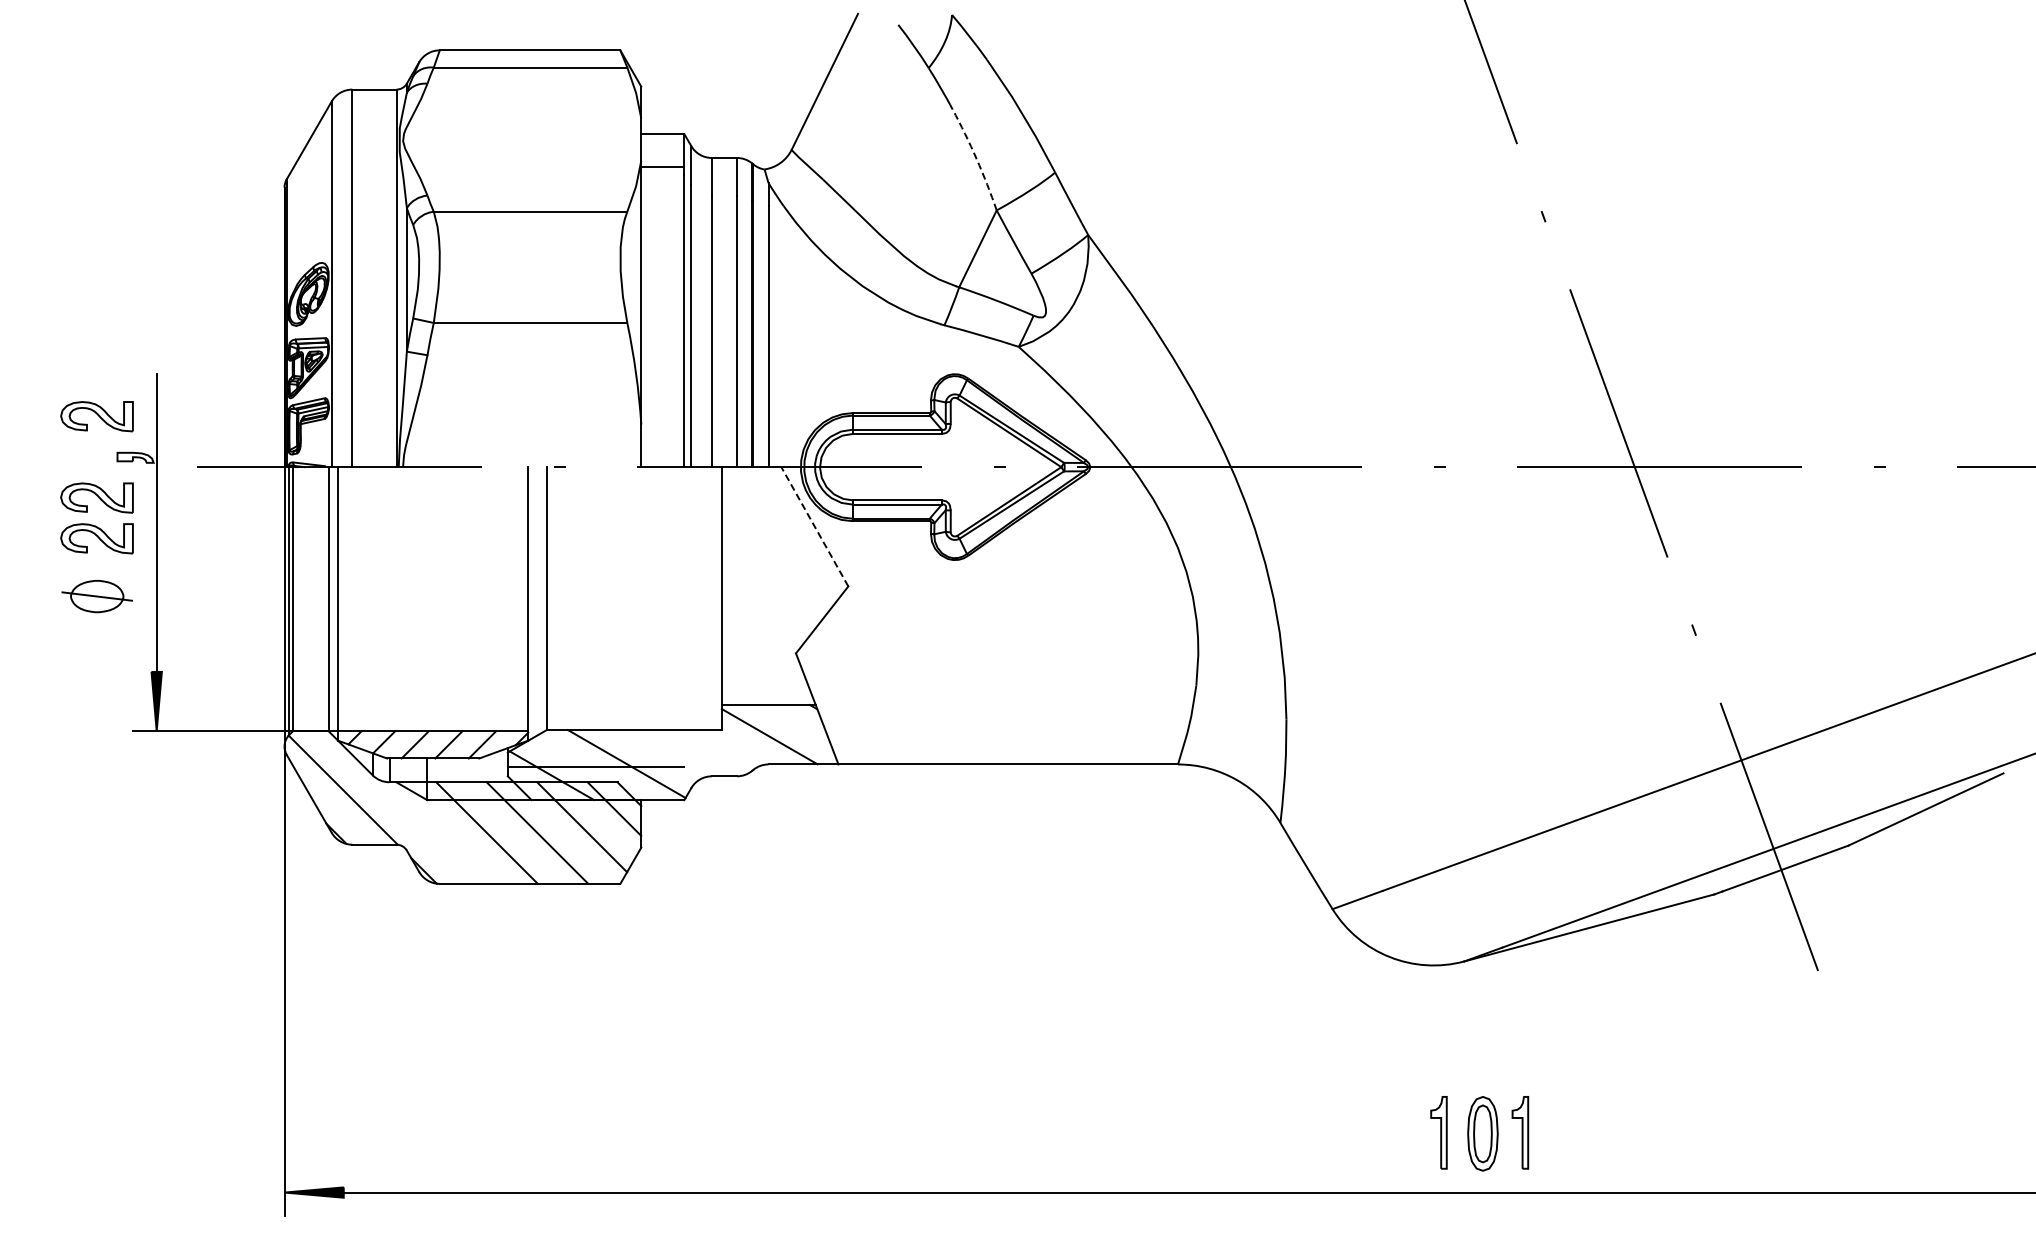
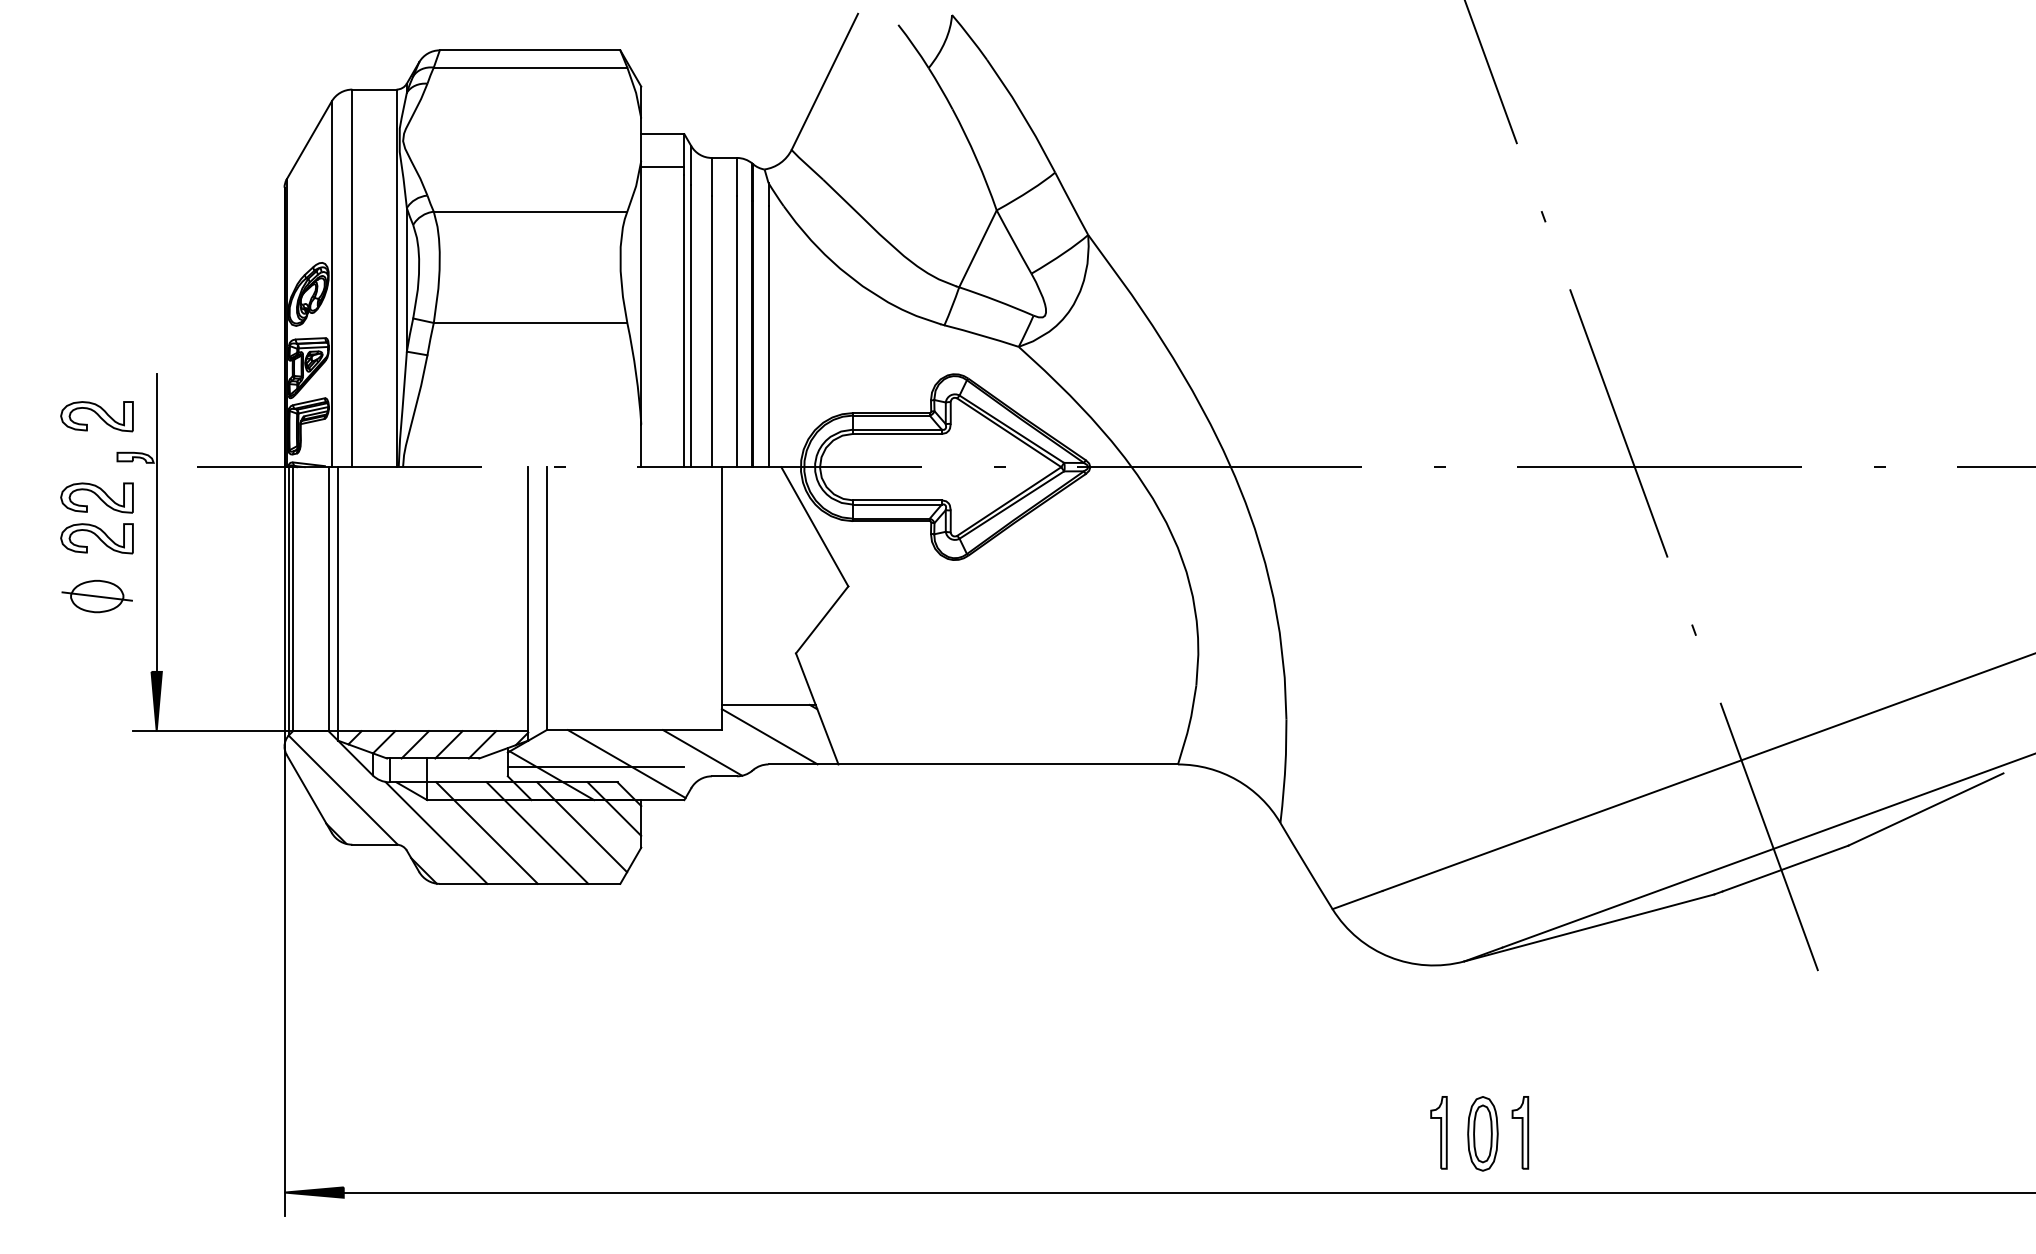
arc: dashed -> solid (976, 159)
line: dashed -> solid (814, 526)
line: none -> present (702, 752)
line: none -> present (436, 832)
